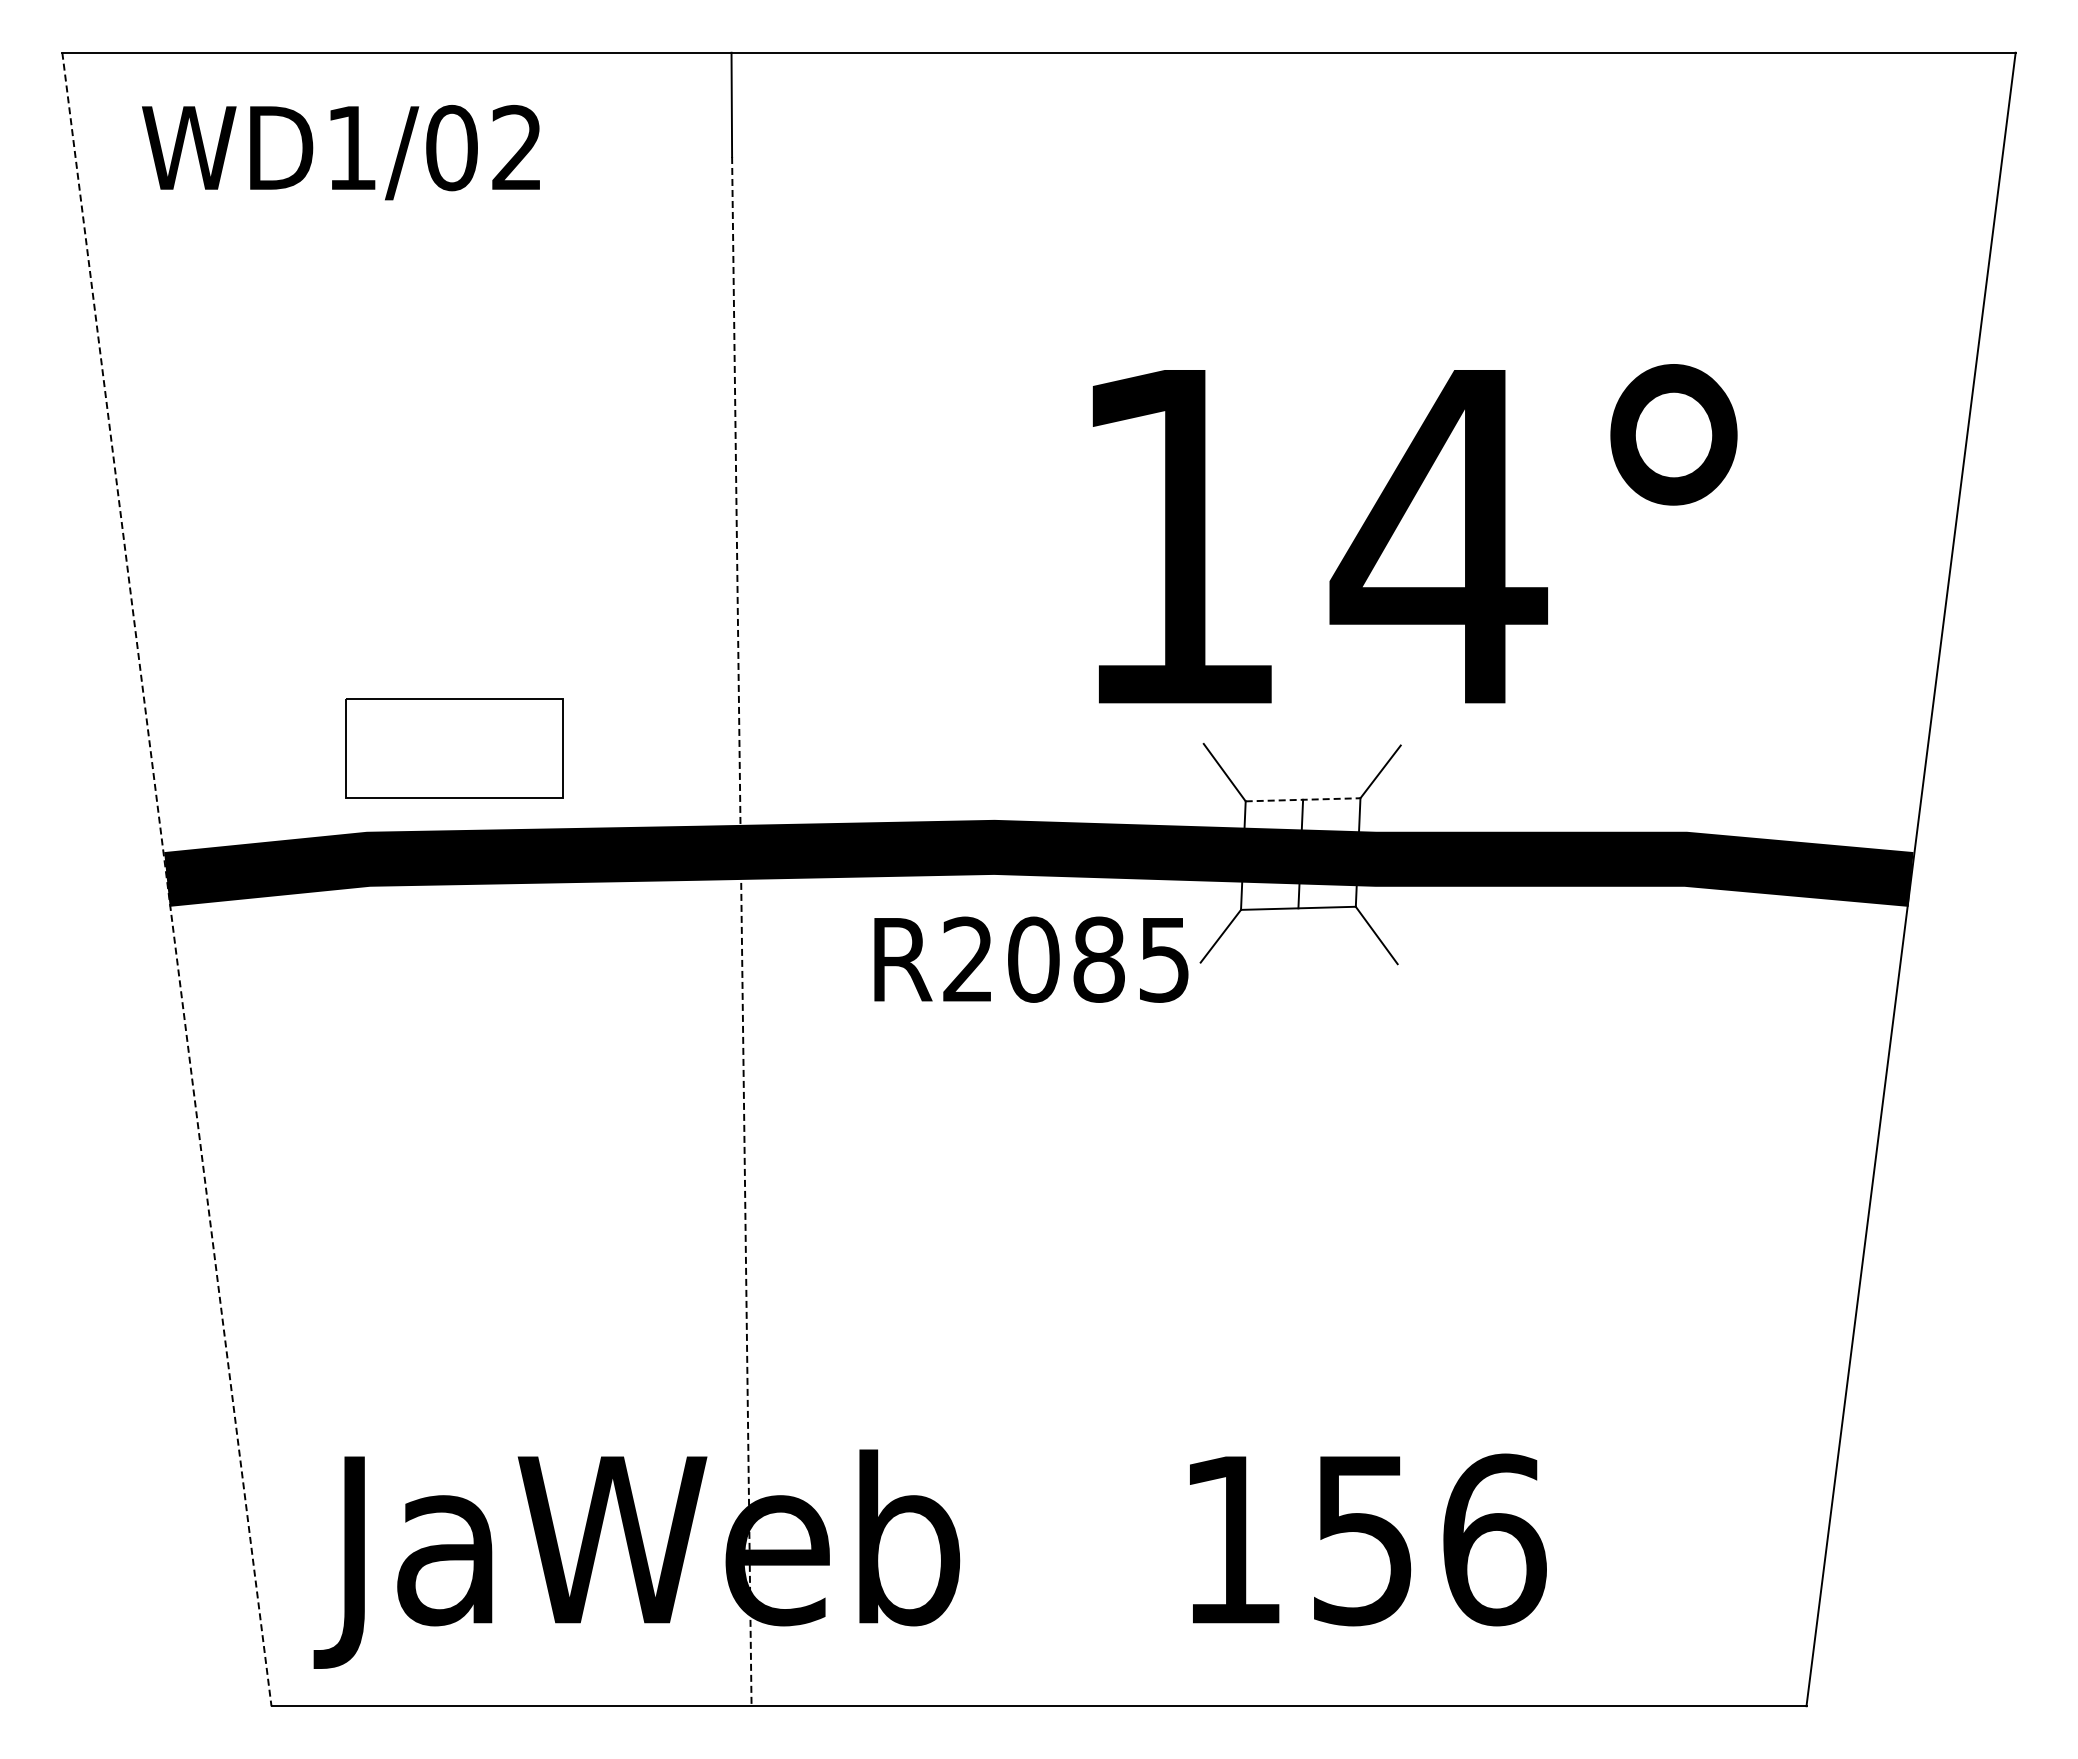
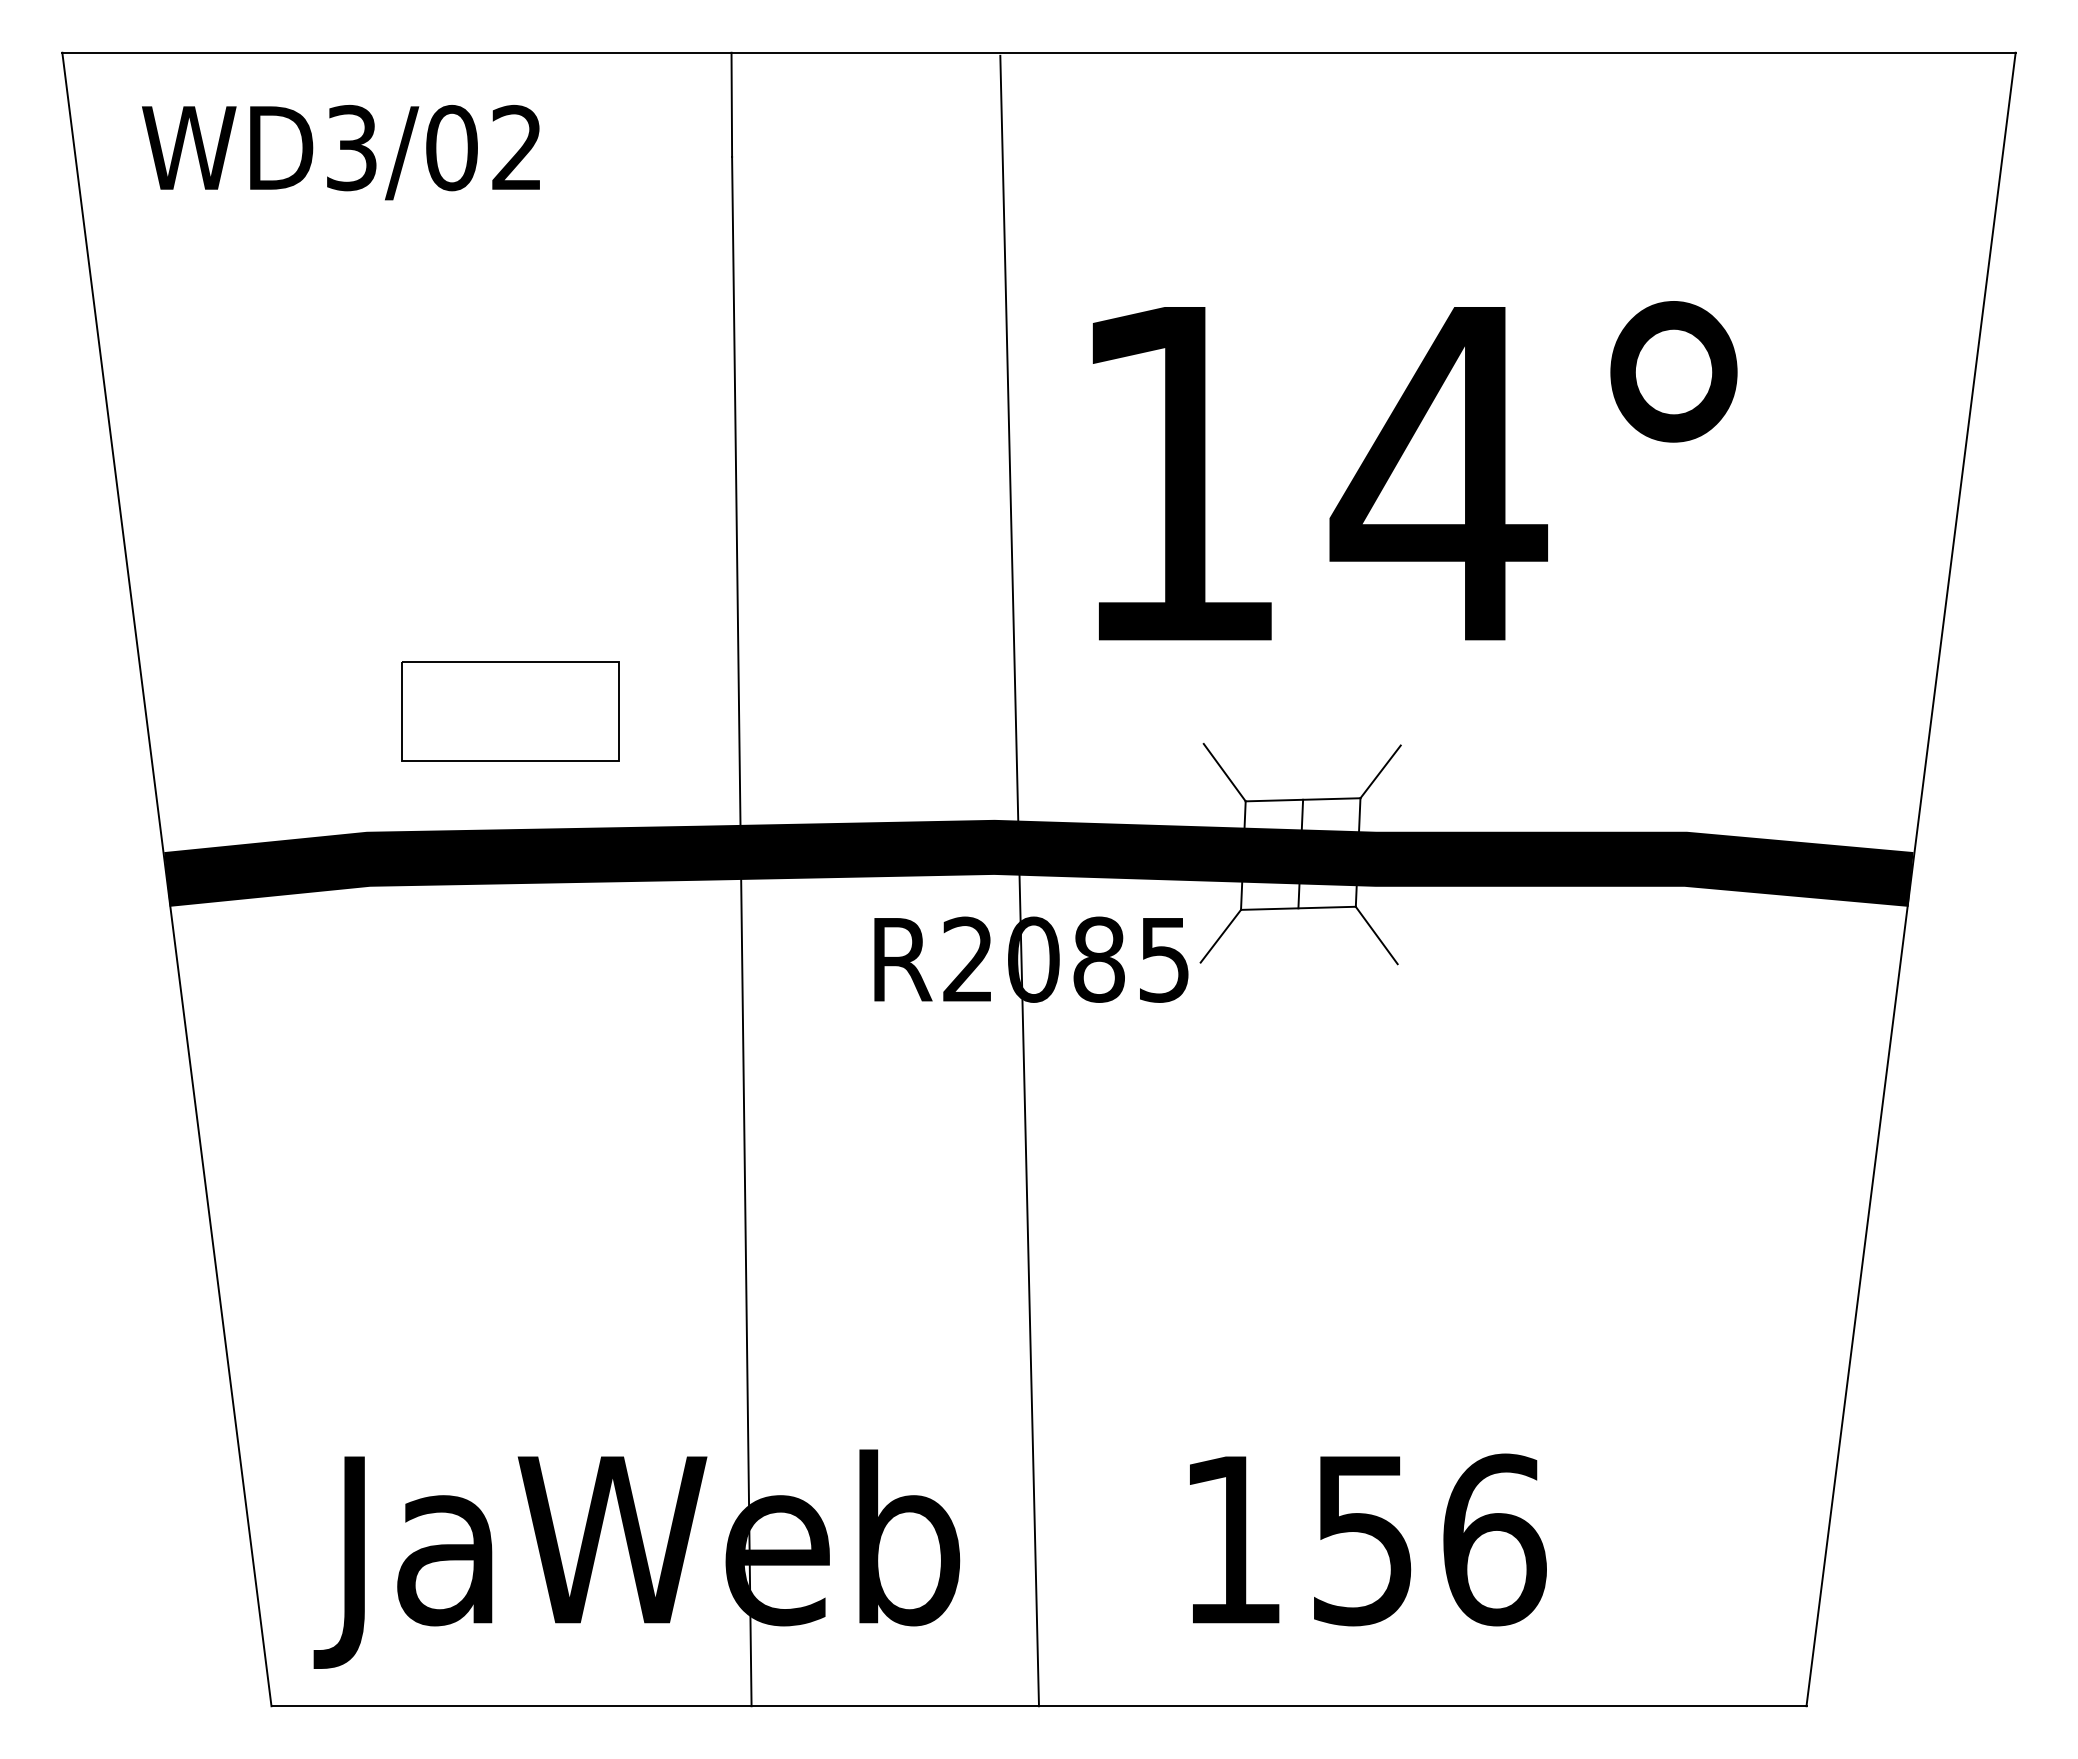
text: WD1/02 -> WD3/02 (351, 147)
text position: (1414, 533) -> (1414, 470) (1414, 470)
part position: (454, 748) -> (510, 711) (510, 711)
line: dashed -> solid (1303, 799)
line: dashed -> solid (166, 880)
line: none -> present (1019, 880)
line: dashed -> solid (741, 931)
